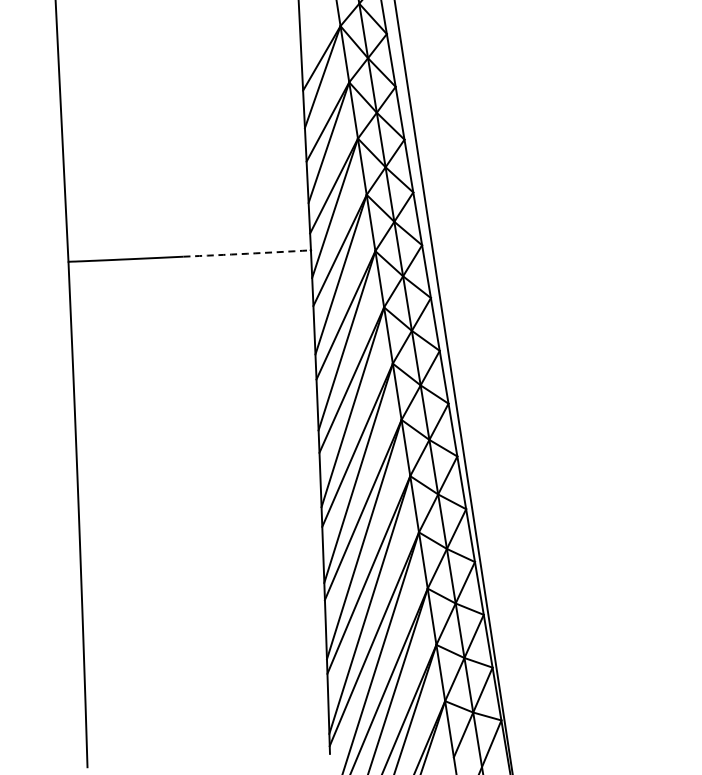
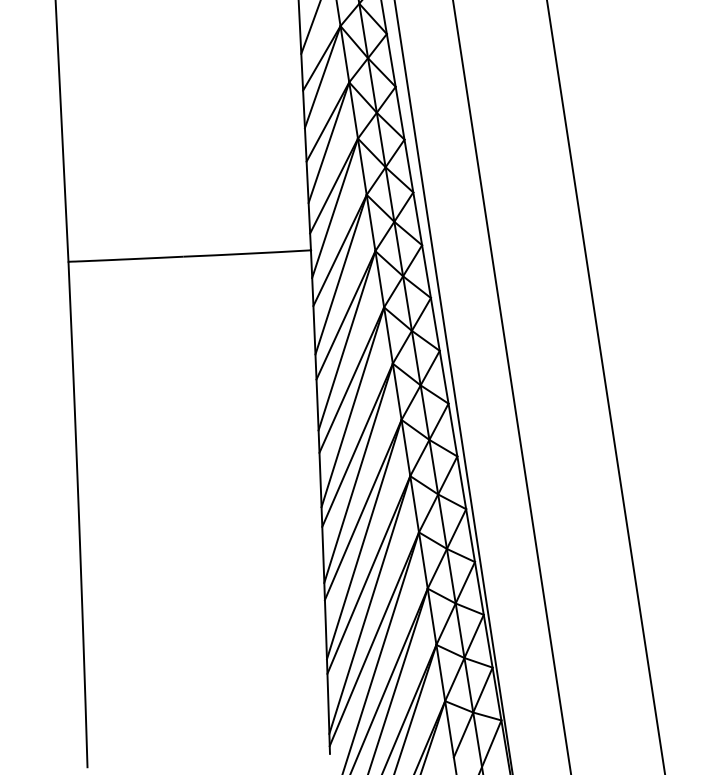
line: none -> present (310, 27)
arc: dashed -> solid (247, 253)
line: none -> present (511, 386)
line: none -> present (605, 386)
